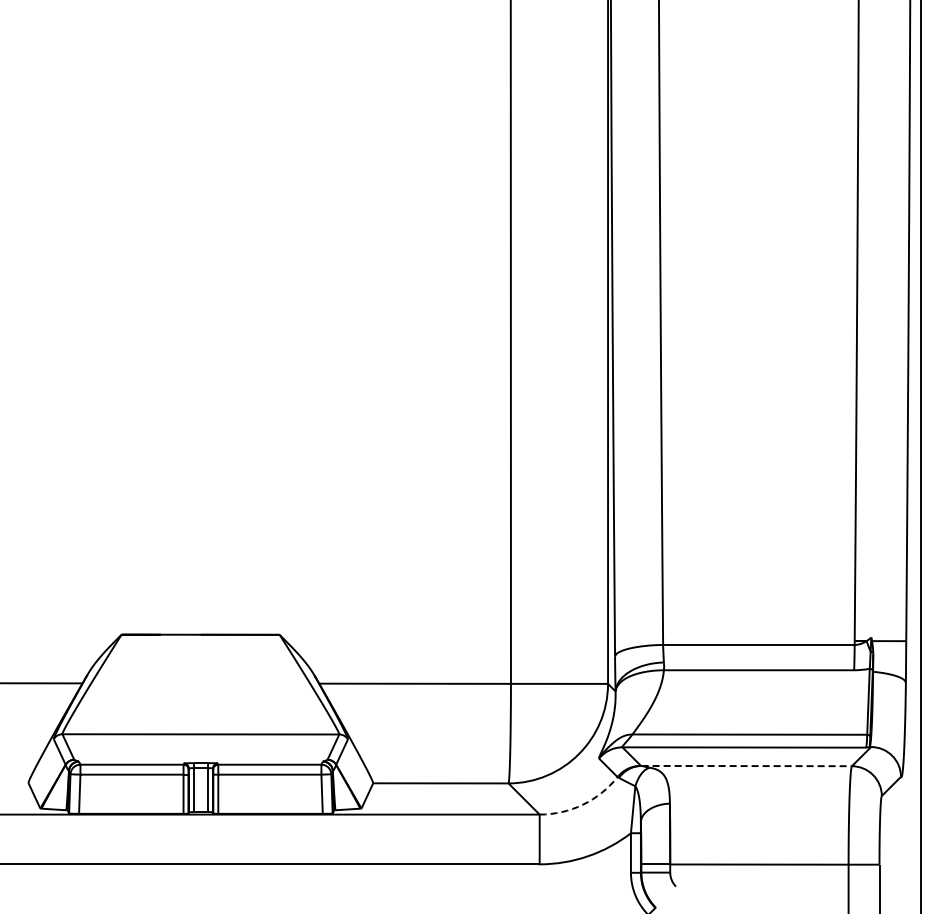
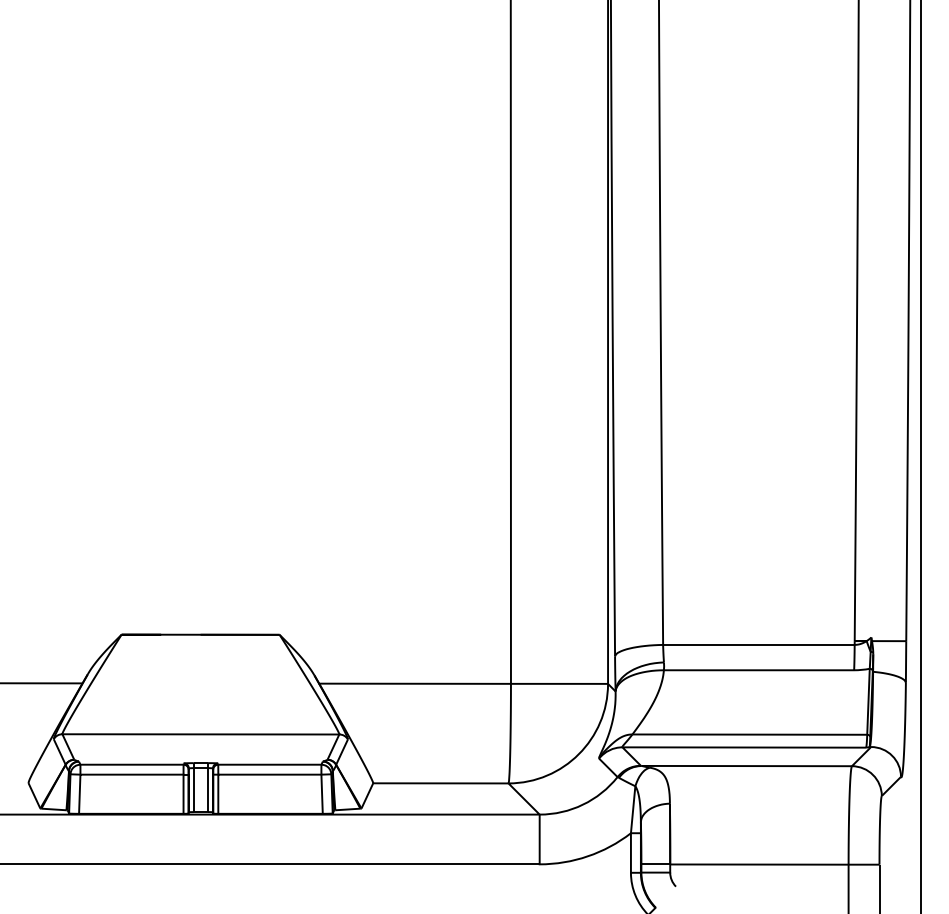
line: dashed -> solid (747, 766)
line: dashed -> solid (582, 804)
